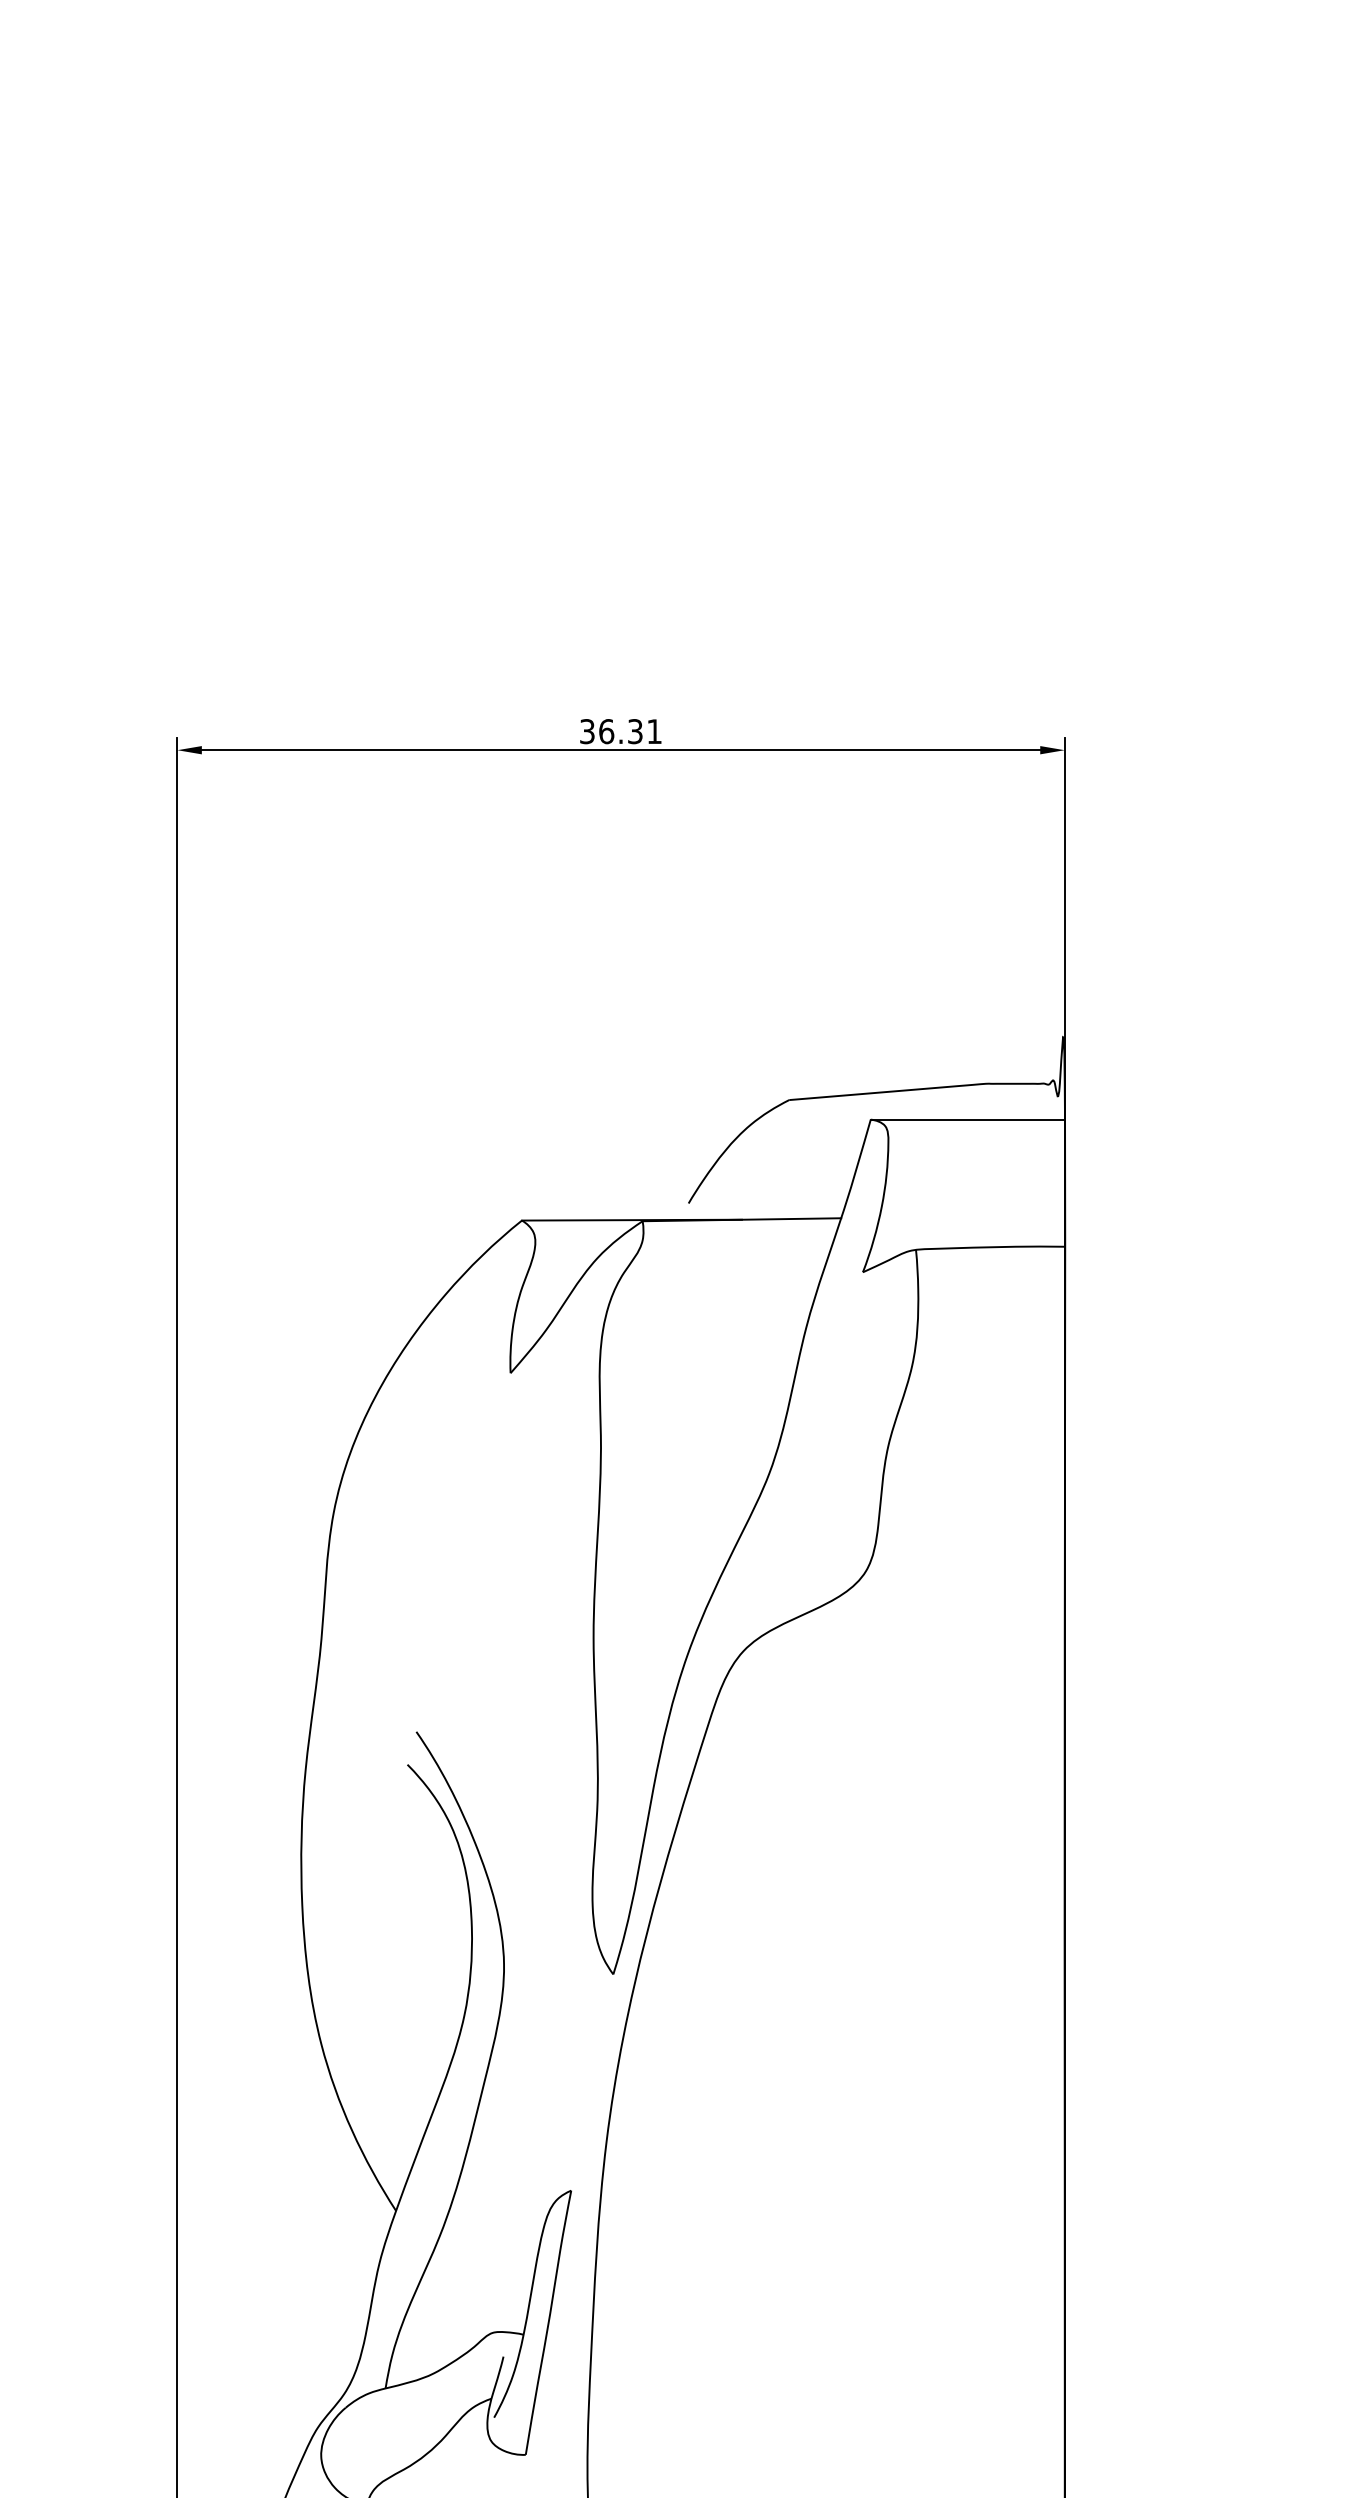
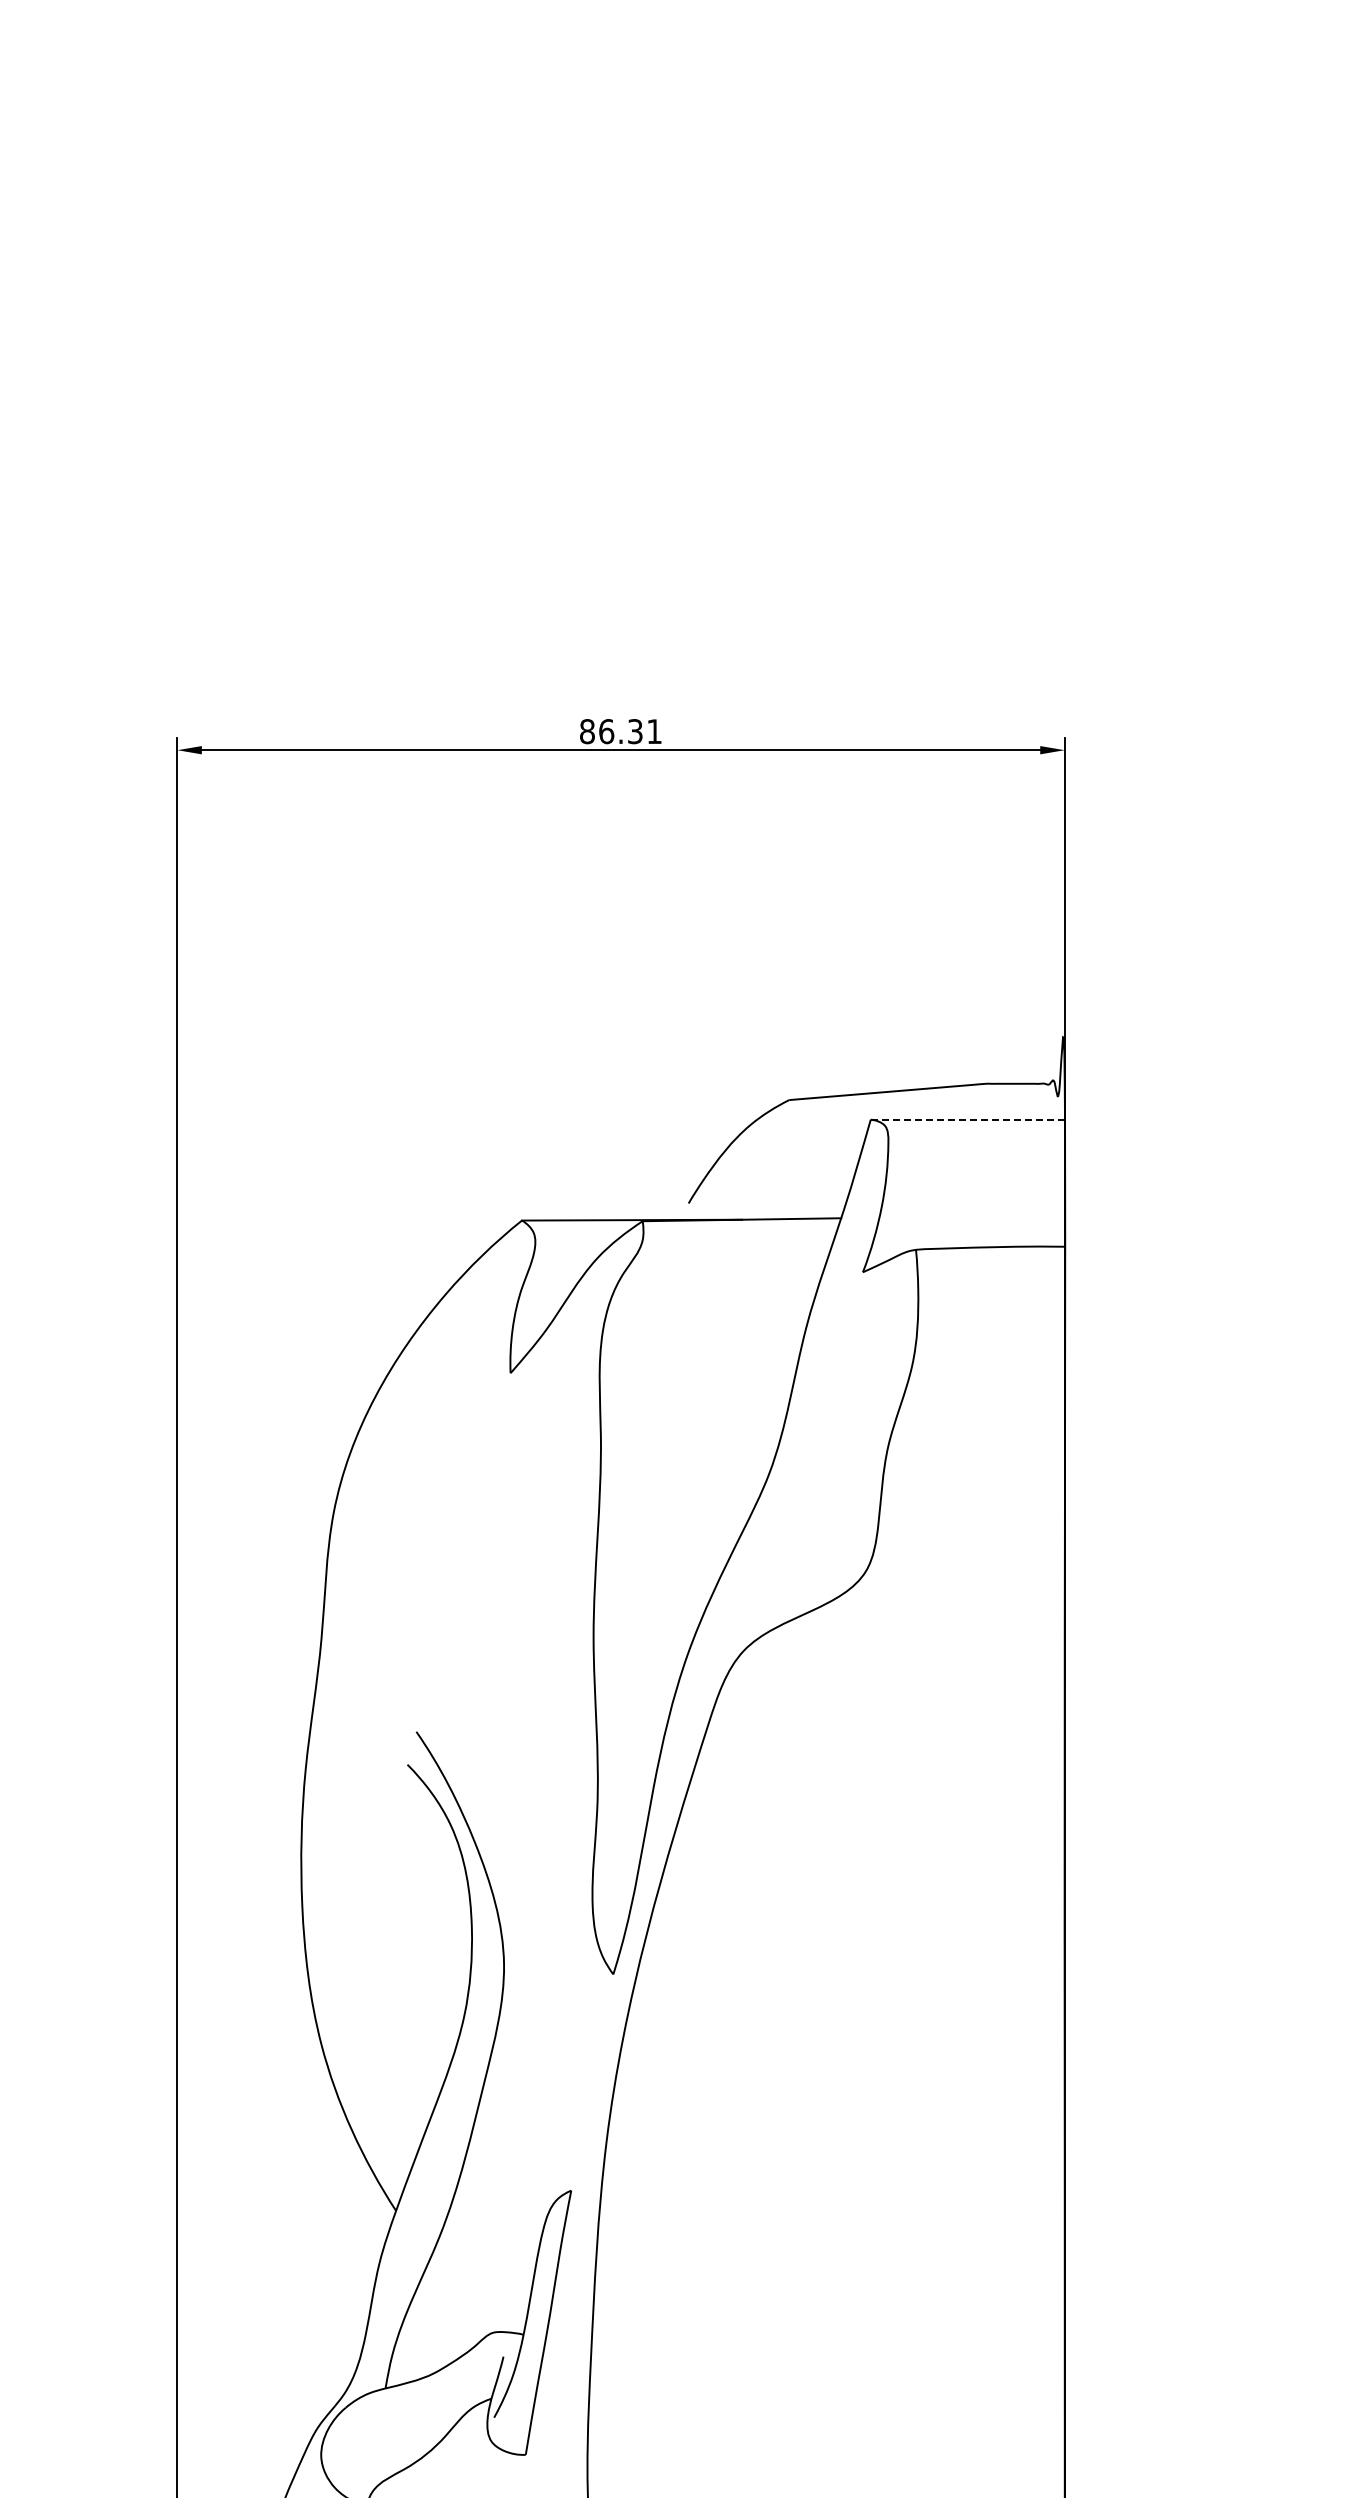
text: 36.31 -> 86.31 (587, 731)
line: solid -> dashed (967, 1119)
